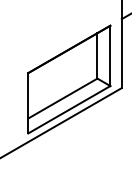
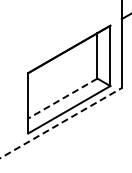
line: solid -> dashed (62, 98)
line: solid -> dashed (61, 123)
